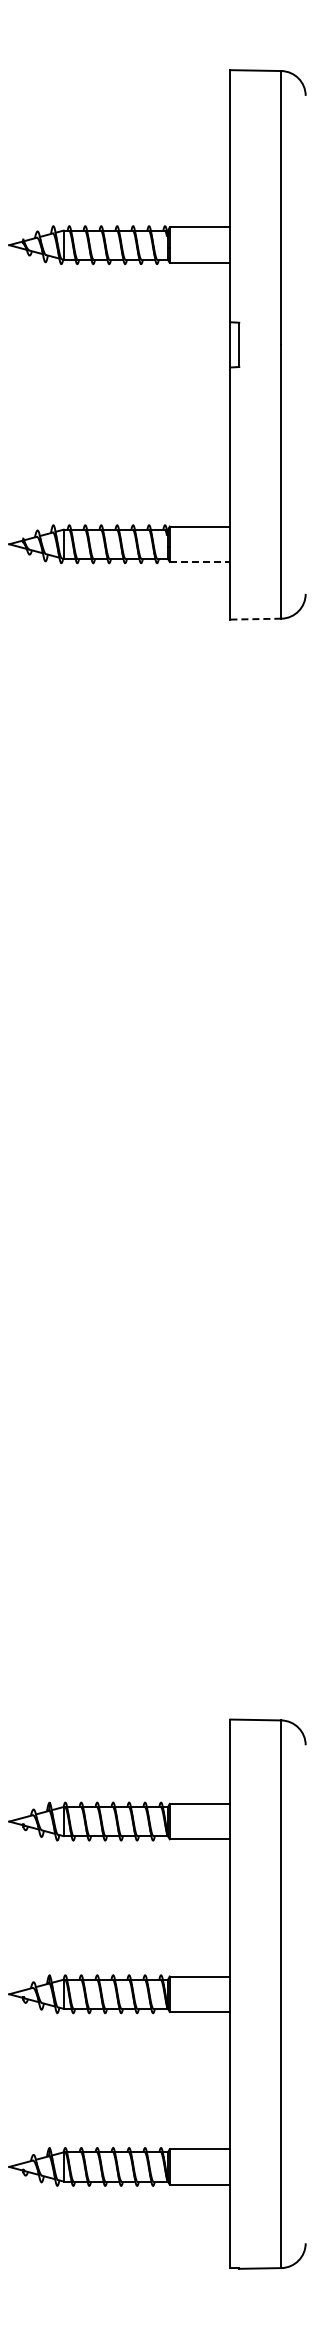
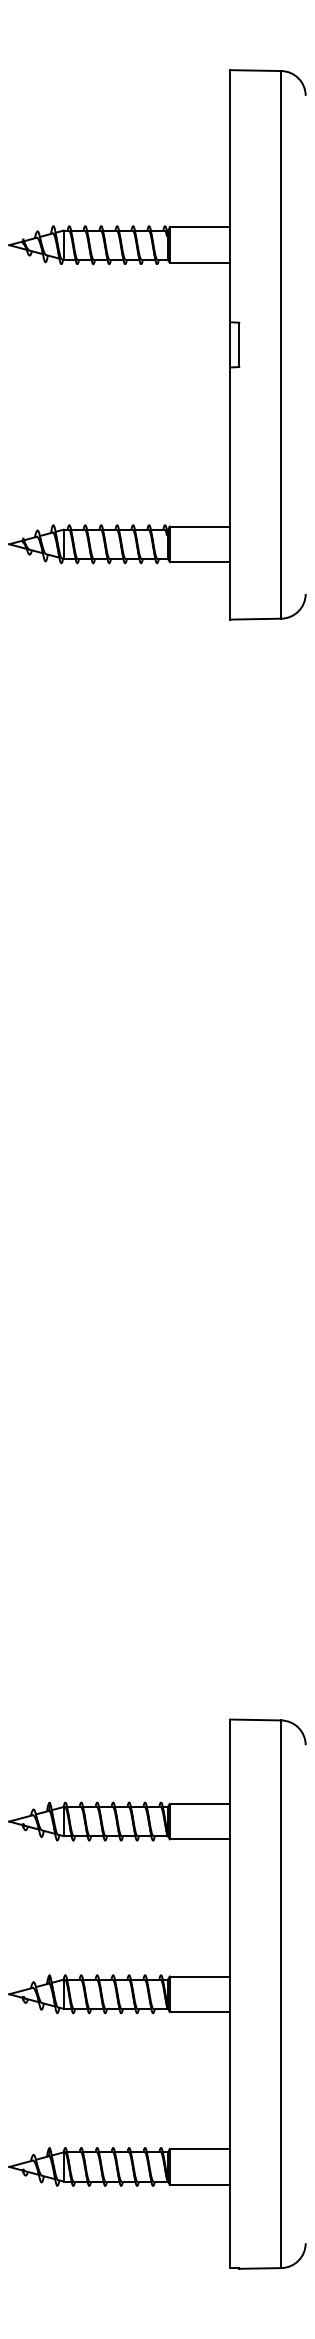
line: dashed -> solid (200, 561)
line: dashed -> solid (256, 619)
